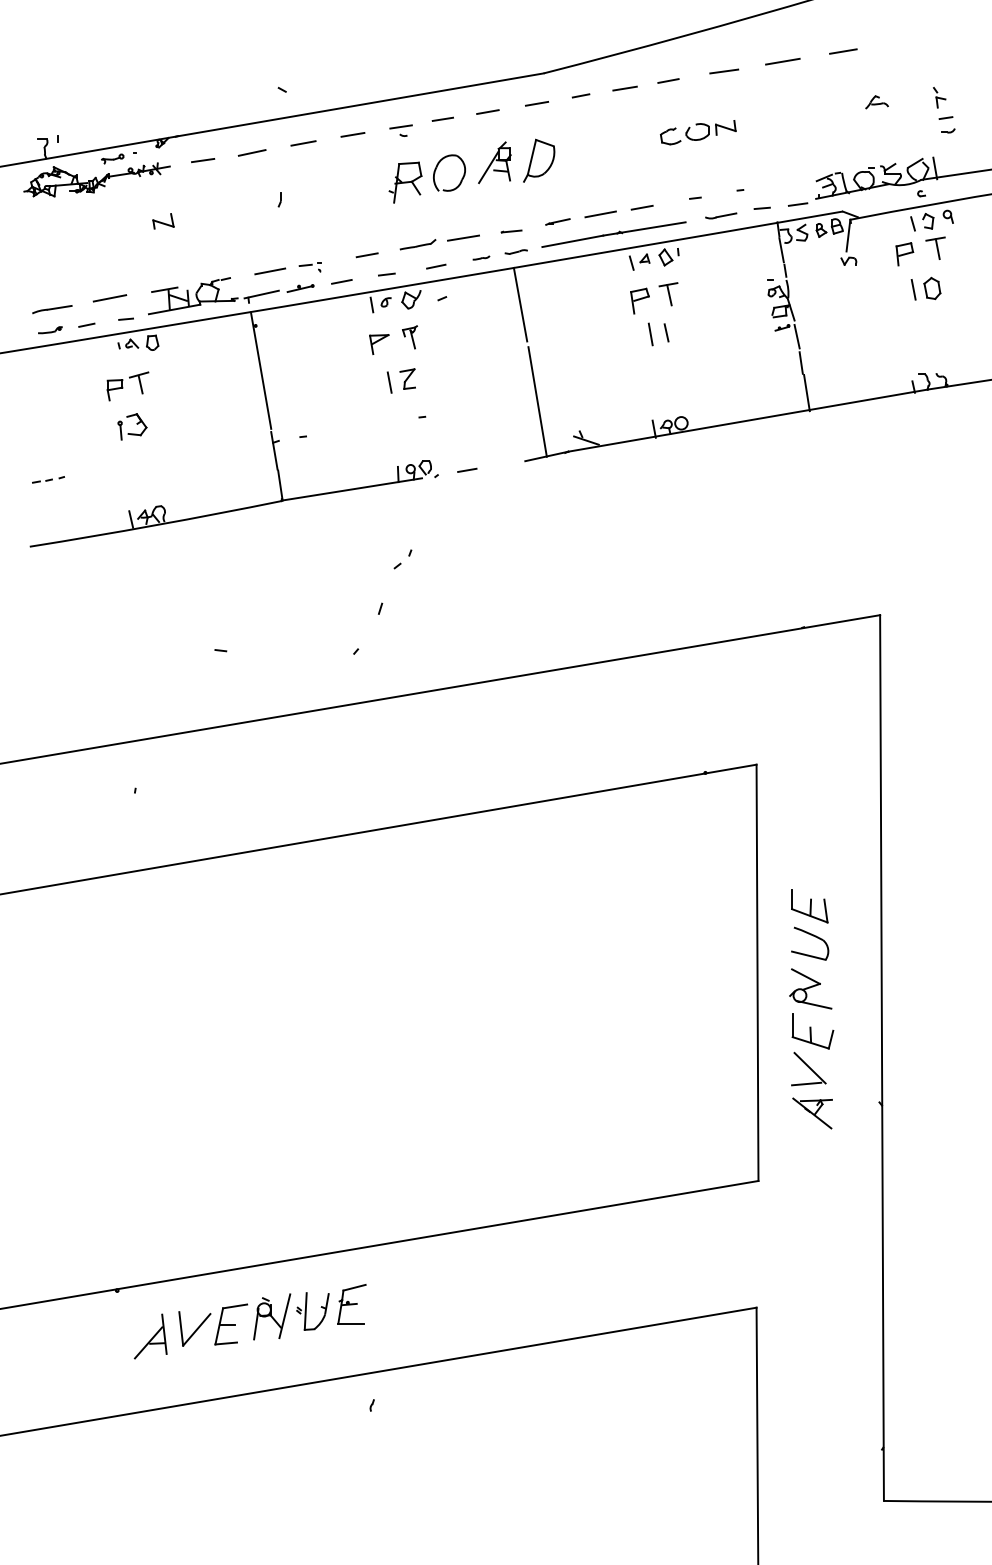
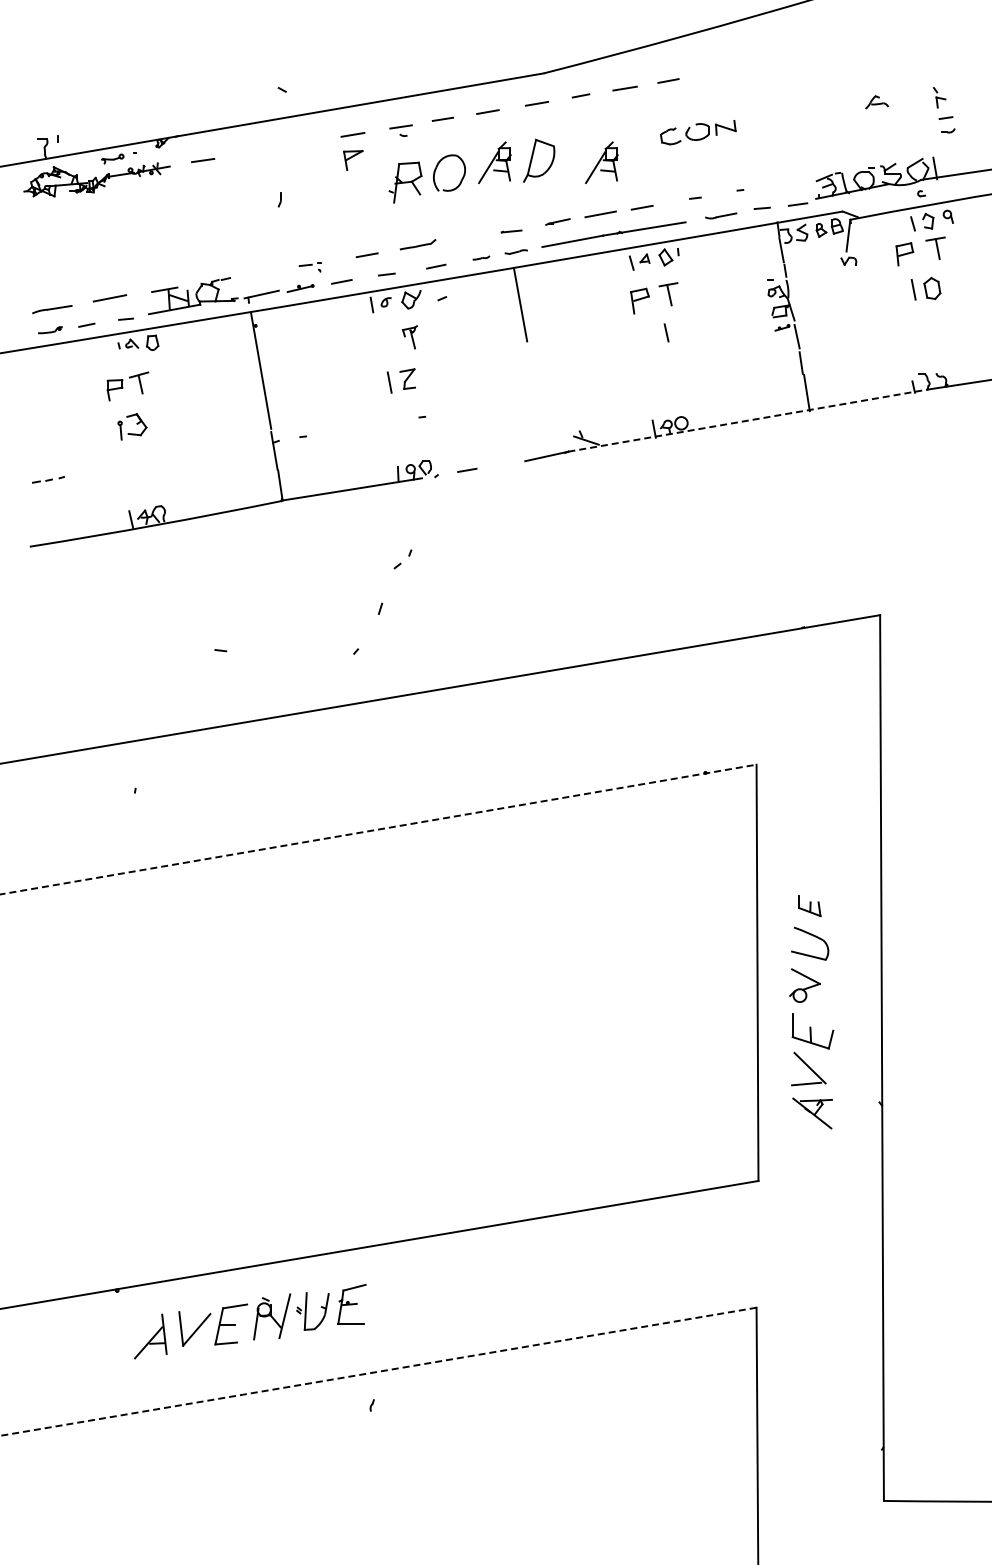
line: present -> none (843, 51)
line: present -> none (782, 61)
line: present -> none (724, 71)
line: present -> none (303, 143)
line: present -> none (251, 152)
part: none -> present (601, 162)
part: present -> none (163, 221)
line: present -> none (463, 237)
line: present -> none (270, 271)
line: present -> none (650, 334)
part position: (379, 344) -> (353, 160) (353, 160)
line: present -> none (537, 401)
line: solid -> dashed (748, 420)
line: solid -> dashed (379, 829)
part size: 38x35 px -> 24x23 px (809, 906)
line: present -> none (814, 1004)
line: solid -> dashed (378, 1371)
